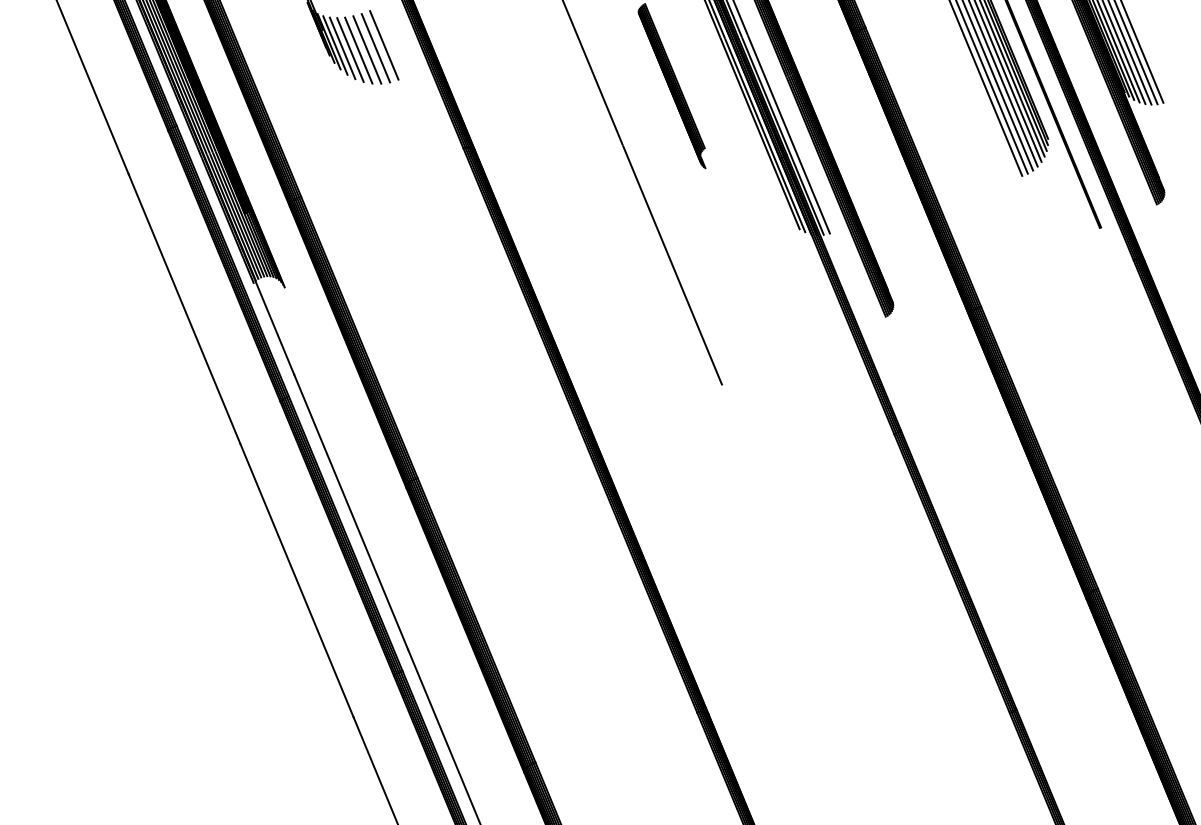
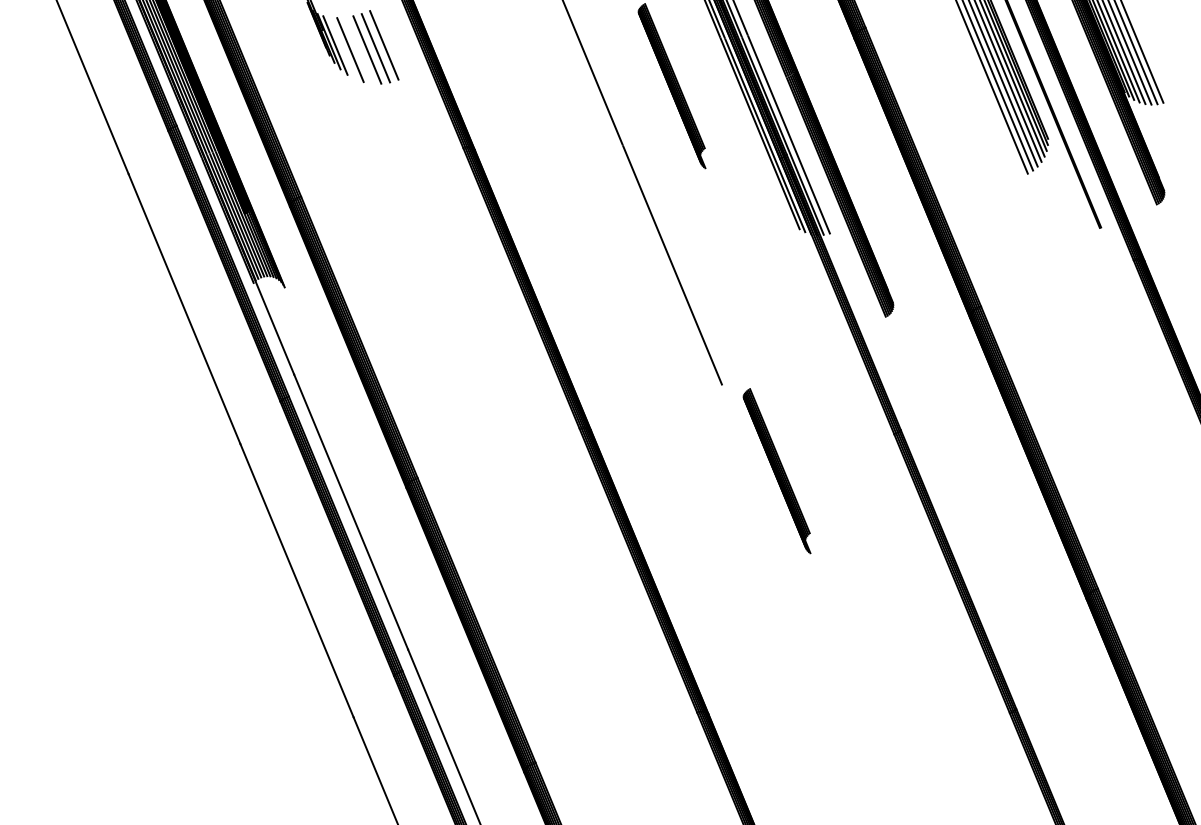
line: present -> none (342, 47)
line: present -> none (358, 50)
line: present -> none (986, 89)
part: none -> present (776, 471)
